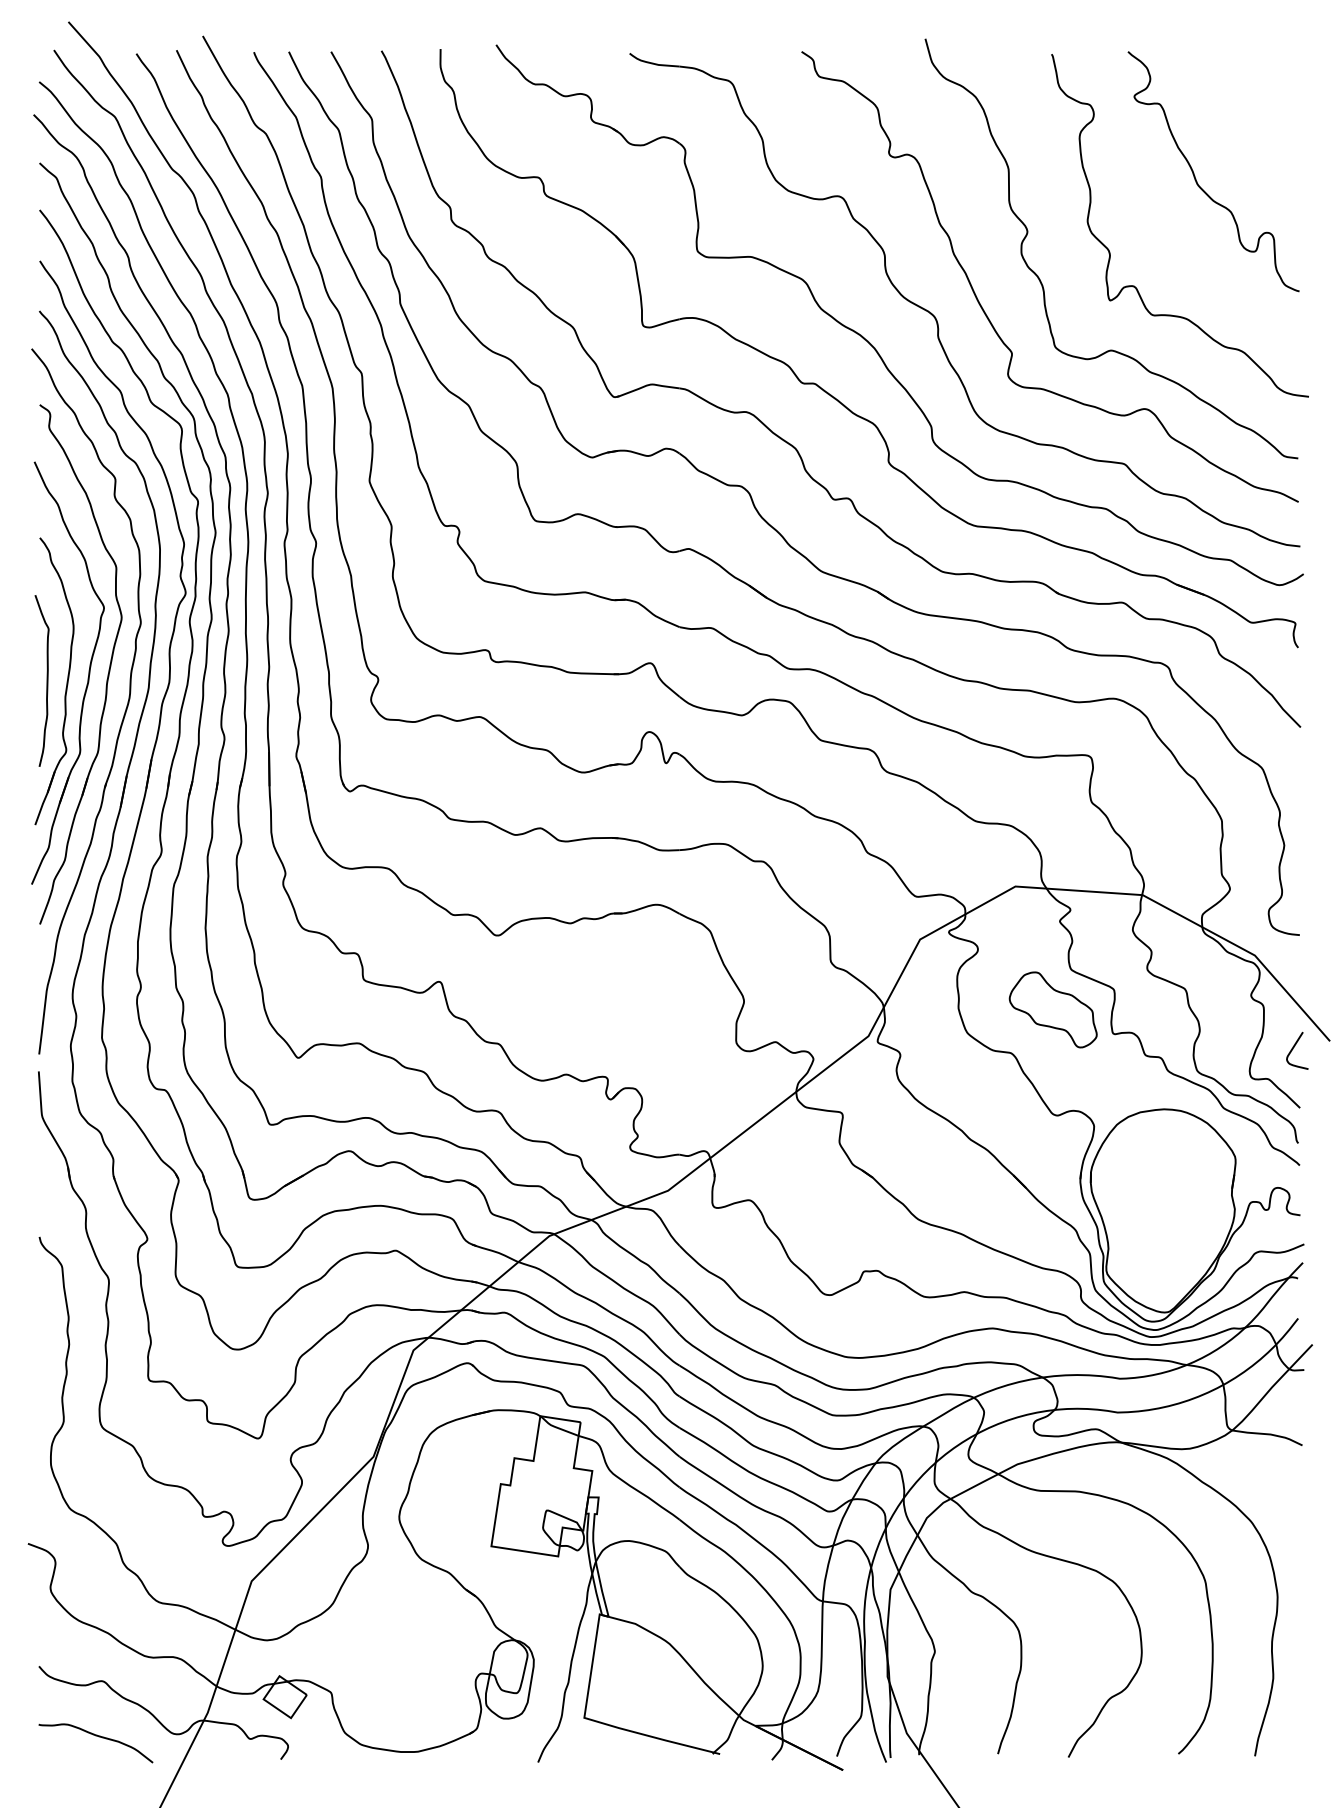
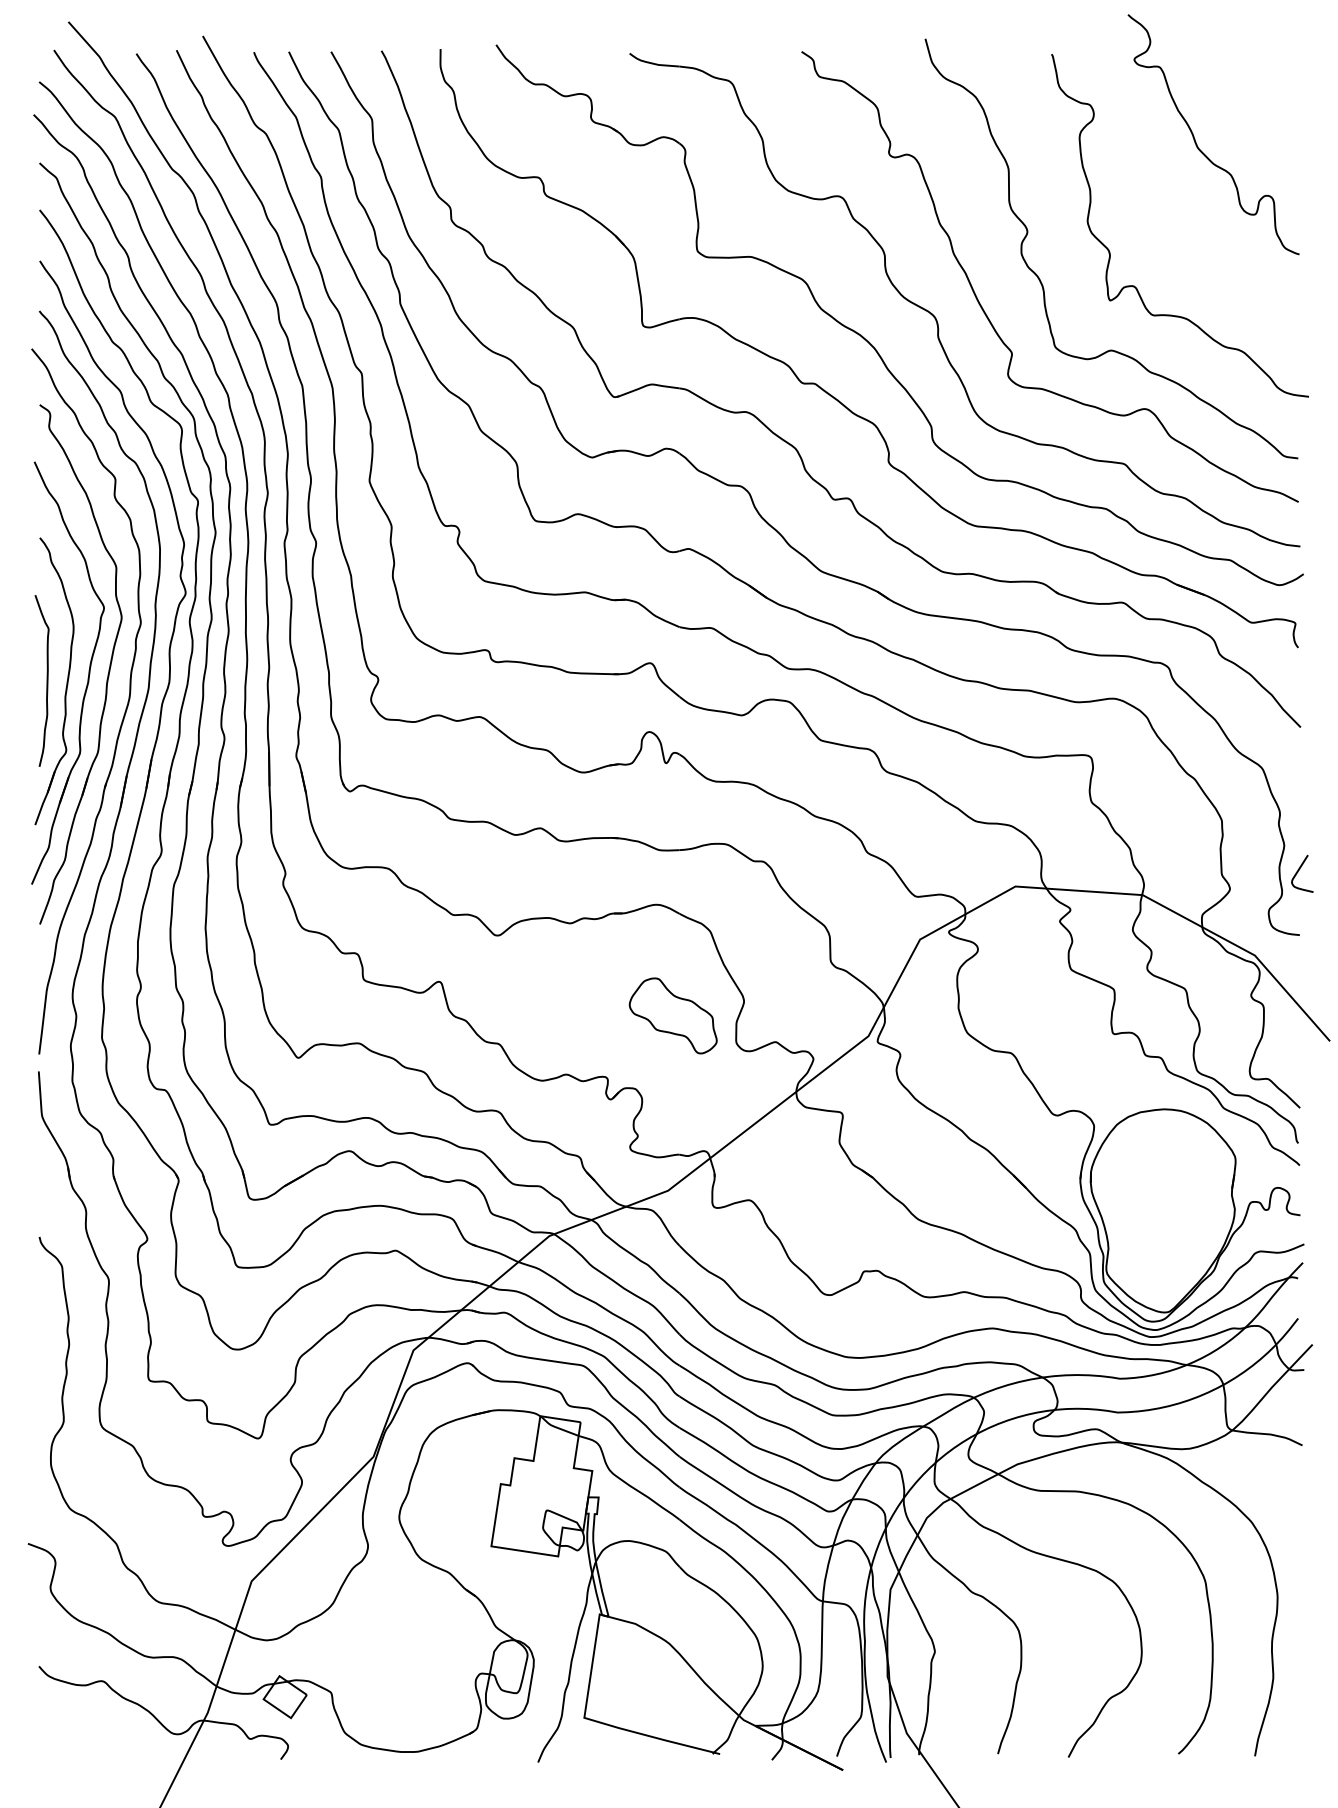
curve position: (1196, 178) -> (1196, 141) (1196, 141)
part position: (1052, 1009) -> (672, 1015) (672, 1015)
curve position: (1293, 1049) -> (1298, 872) (1298, 872)
curve: present -> none (98, 1737)
